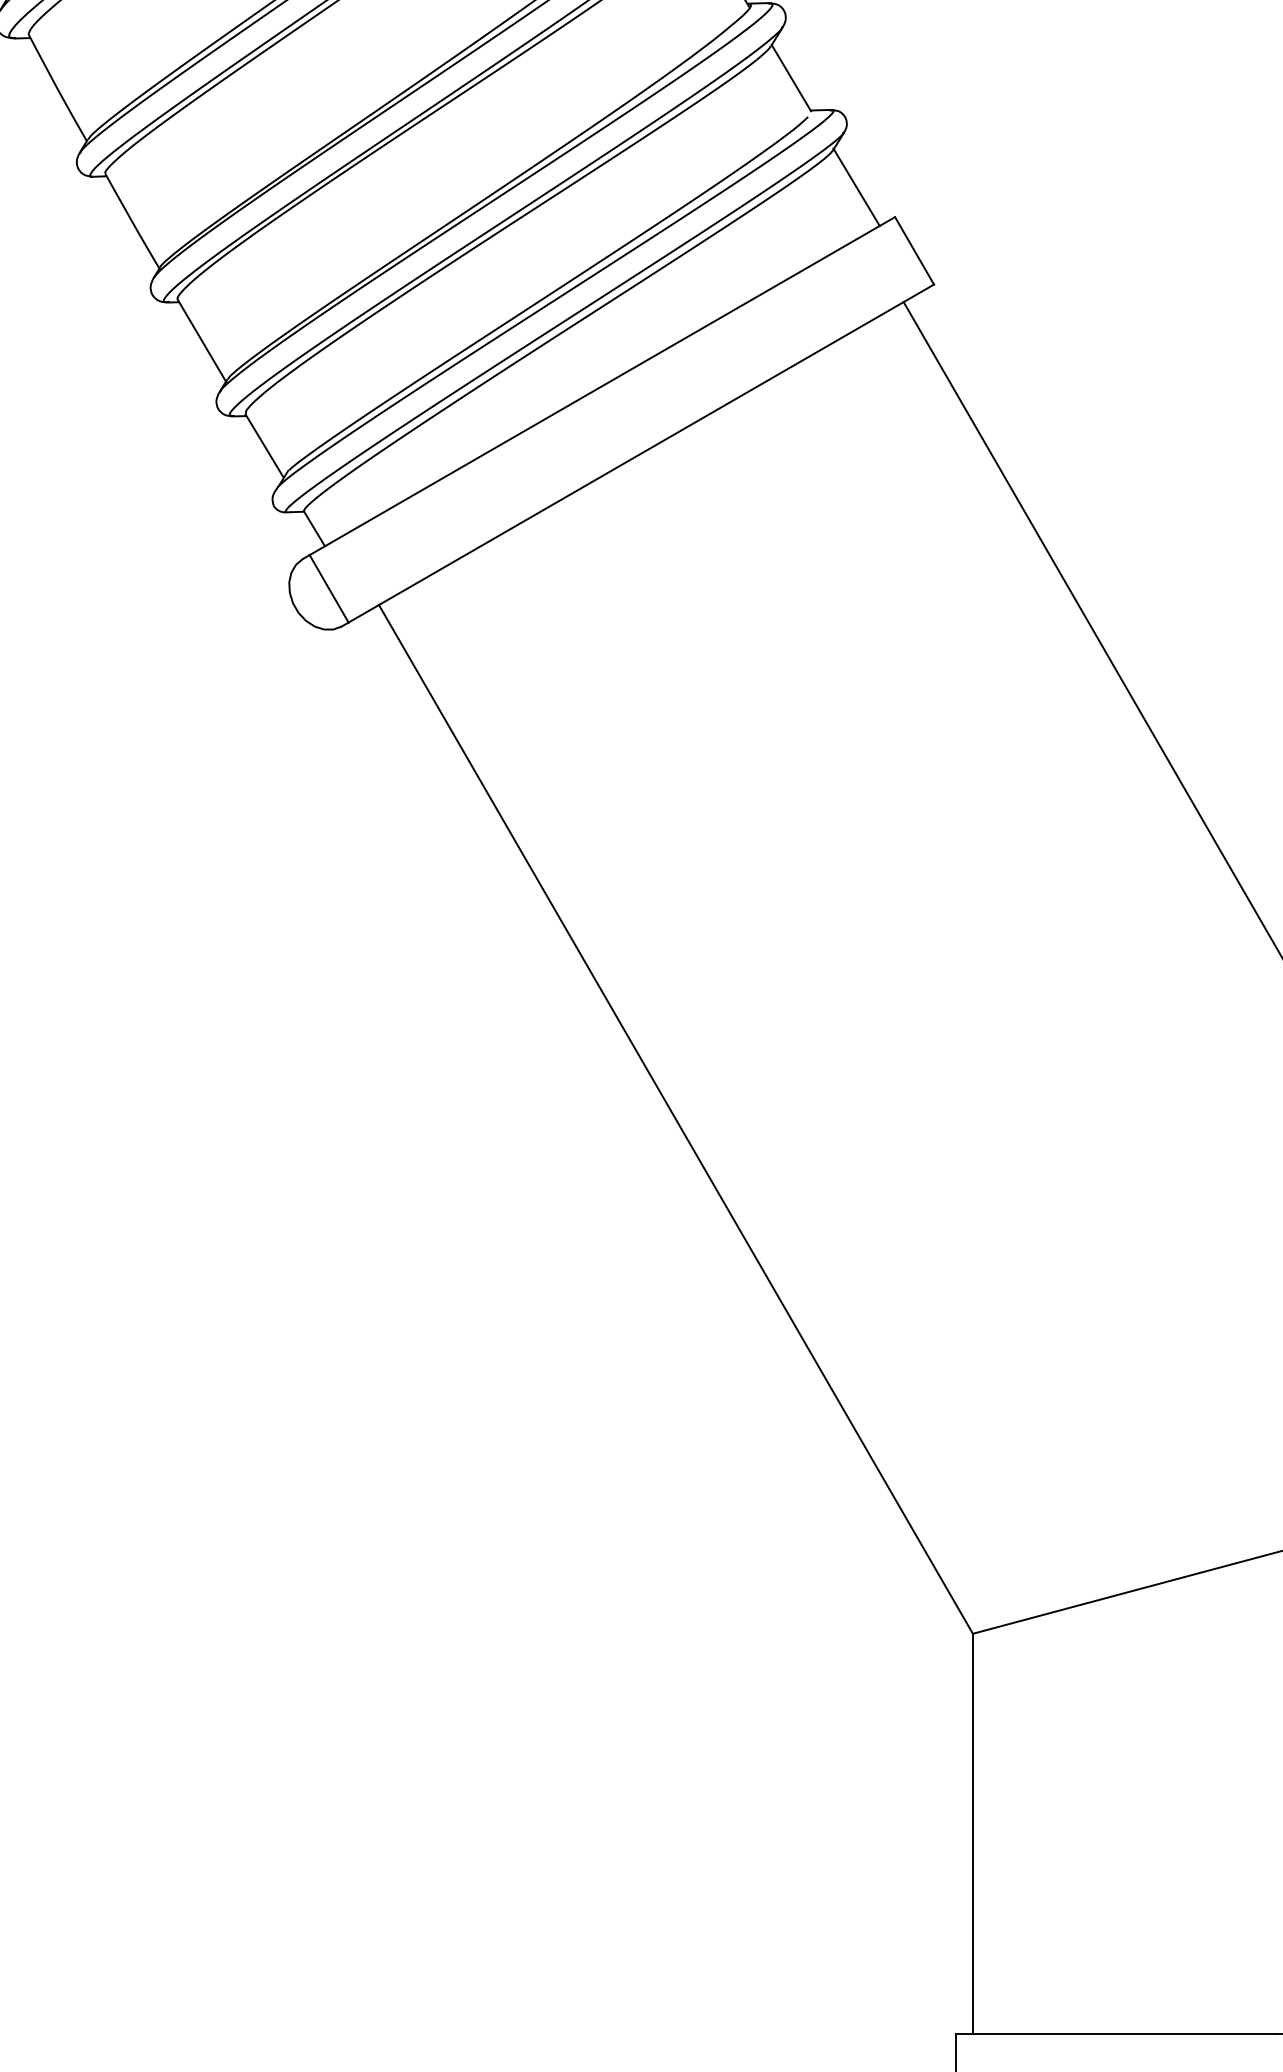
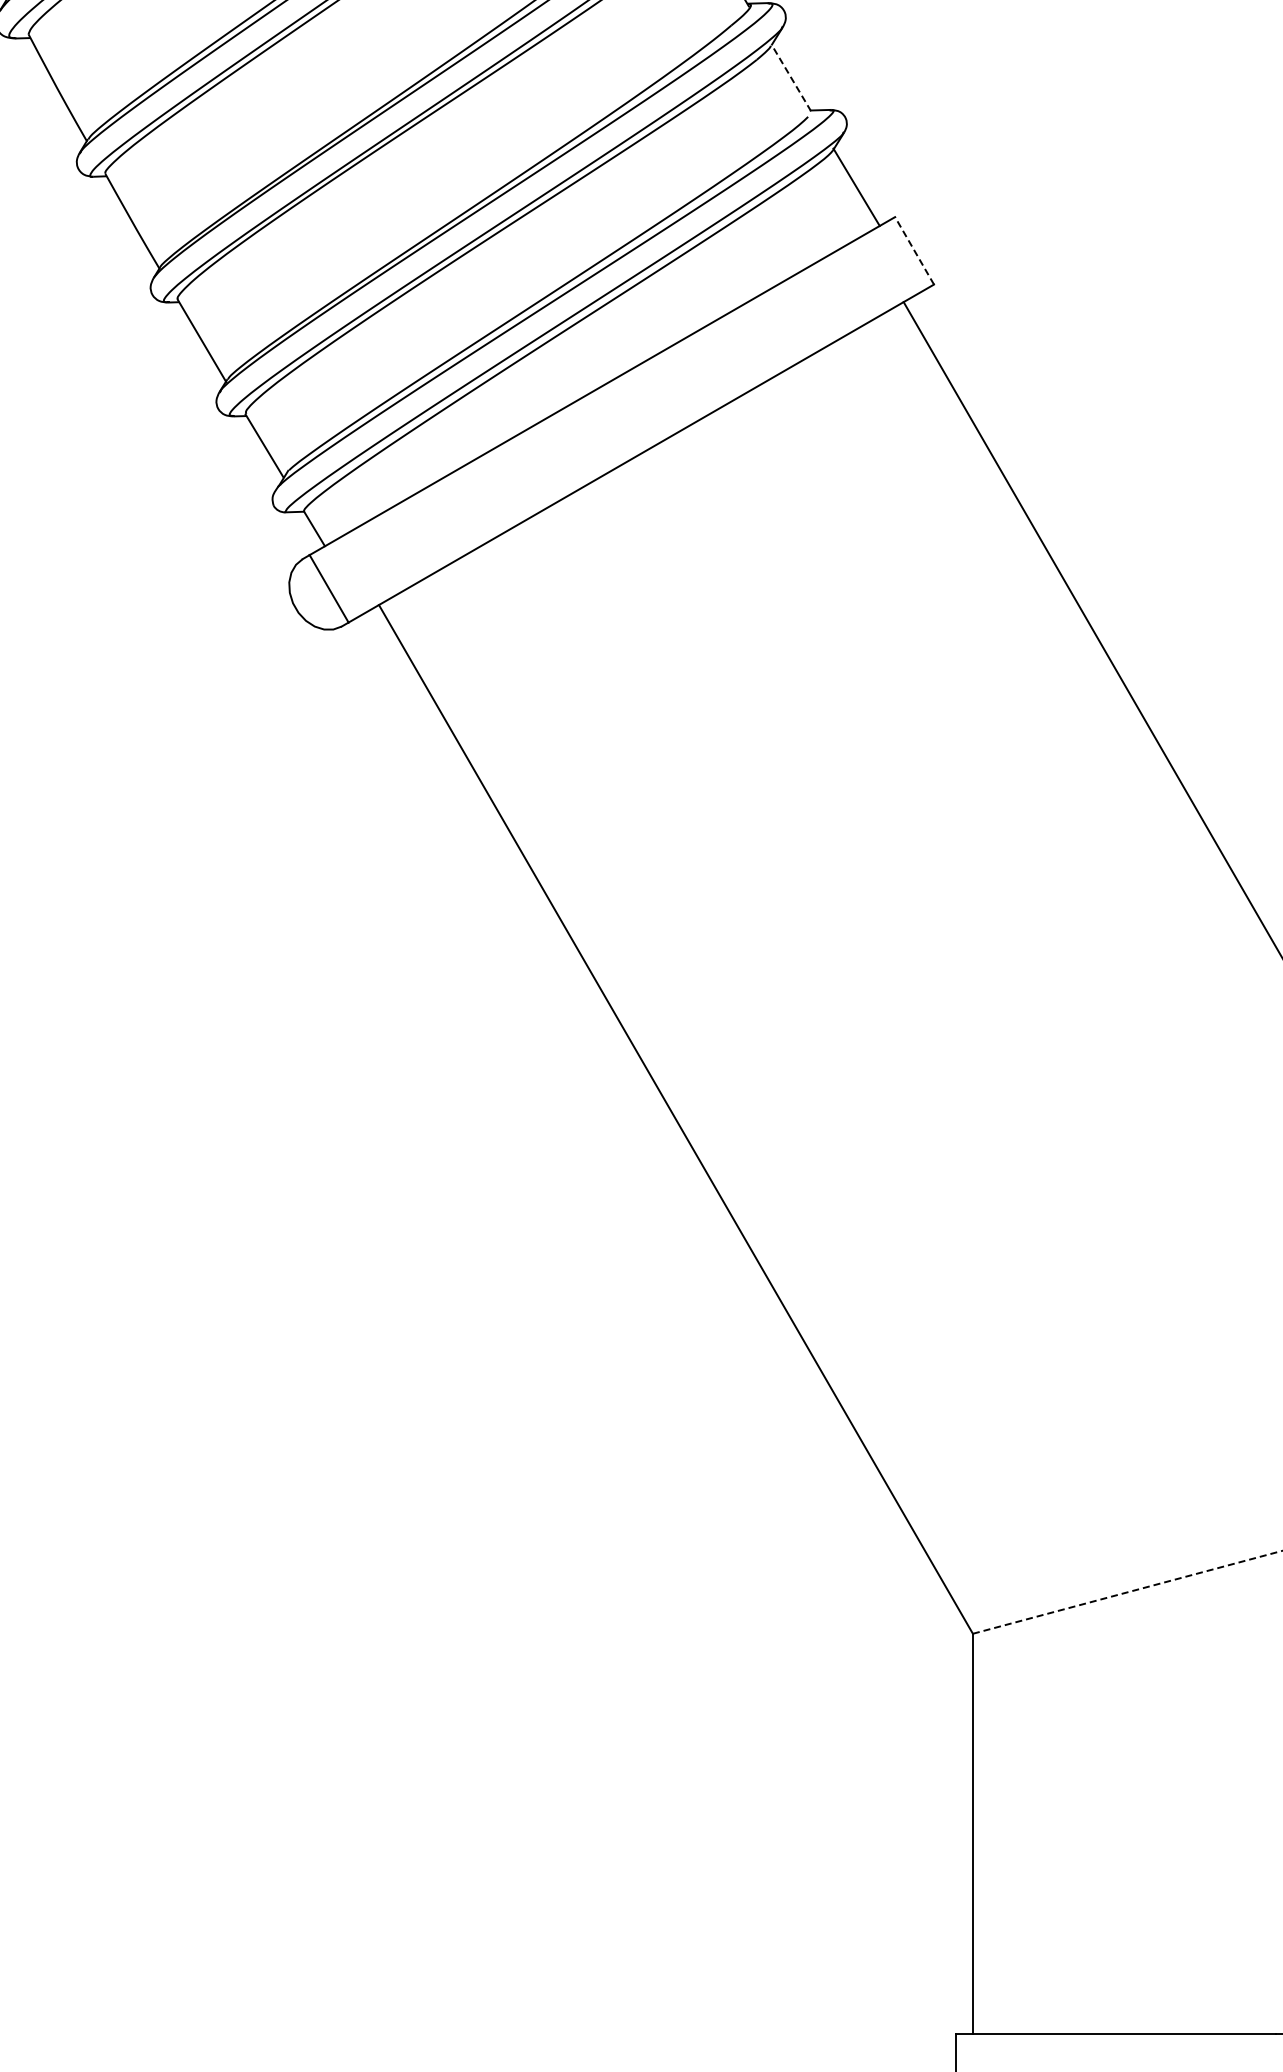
line: solid -> dashed (791, 78)
line: solid -> dashed (914, 250)
line: solid -> dashed (1128, 1592)
